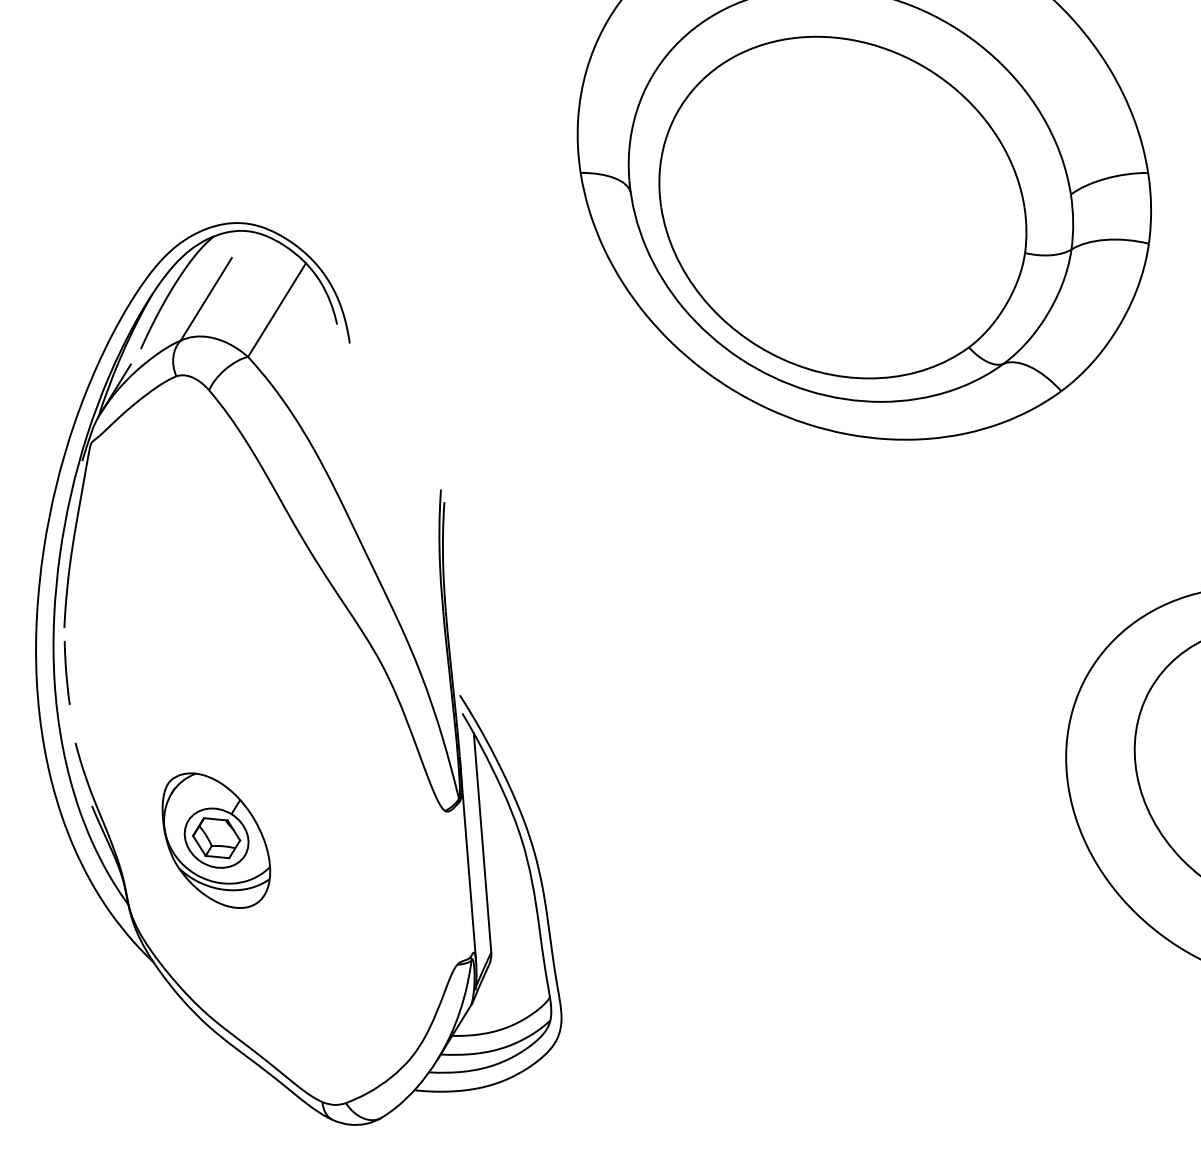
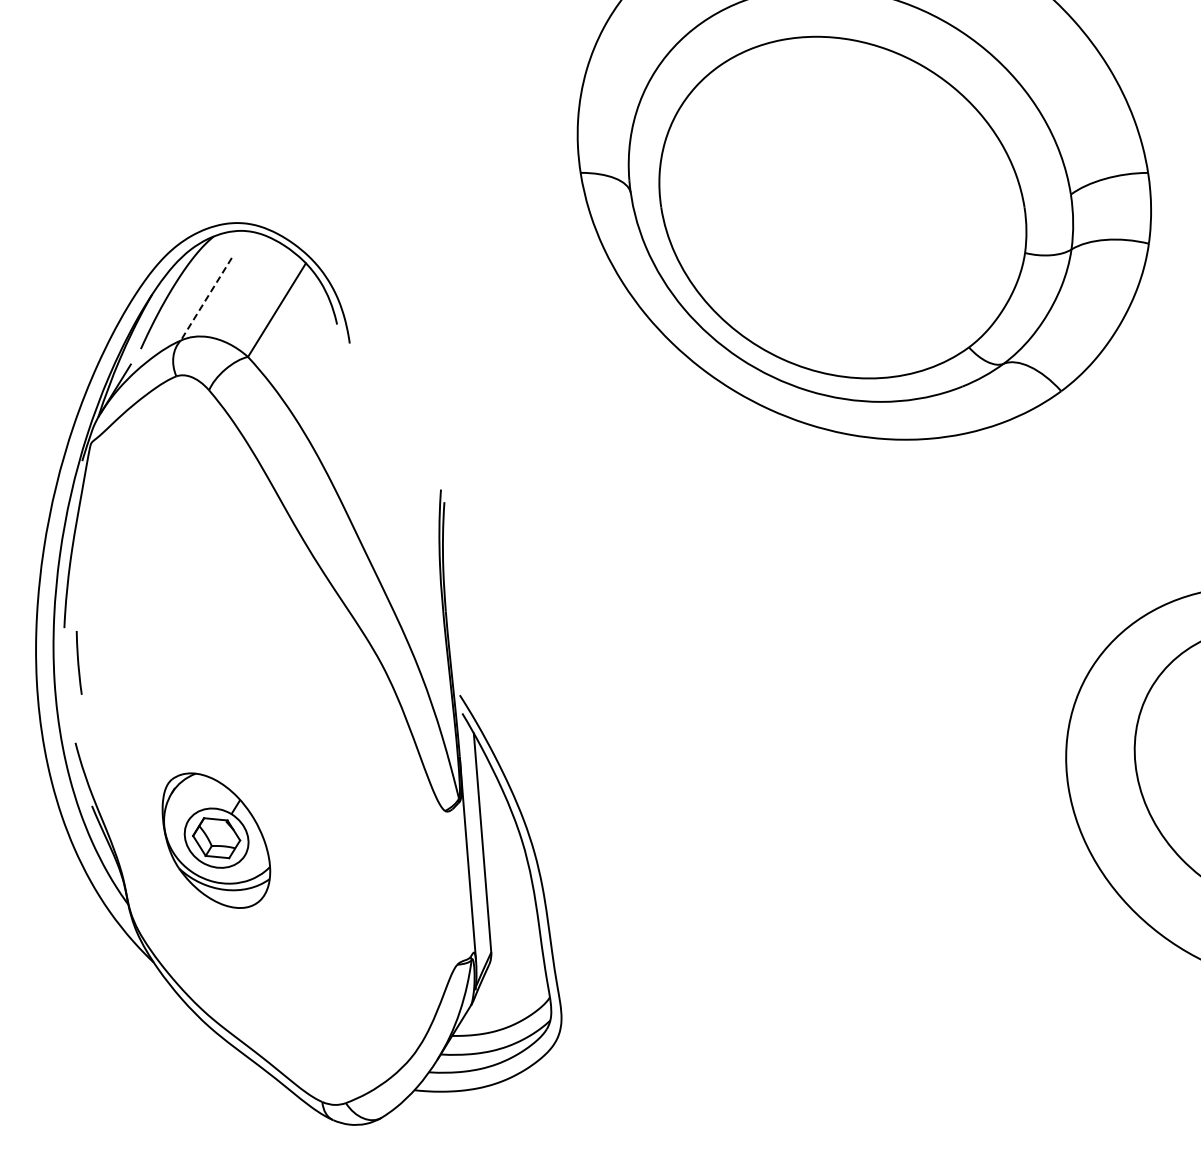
line: solid -> dashed (206, 299)
line position: (66, 672) -> (78, 662) (78, 662)
